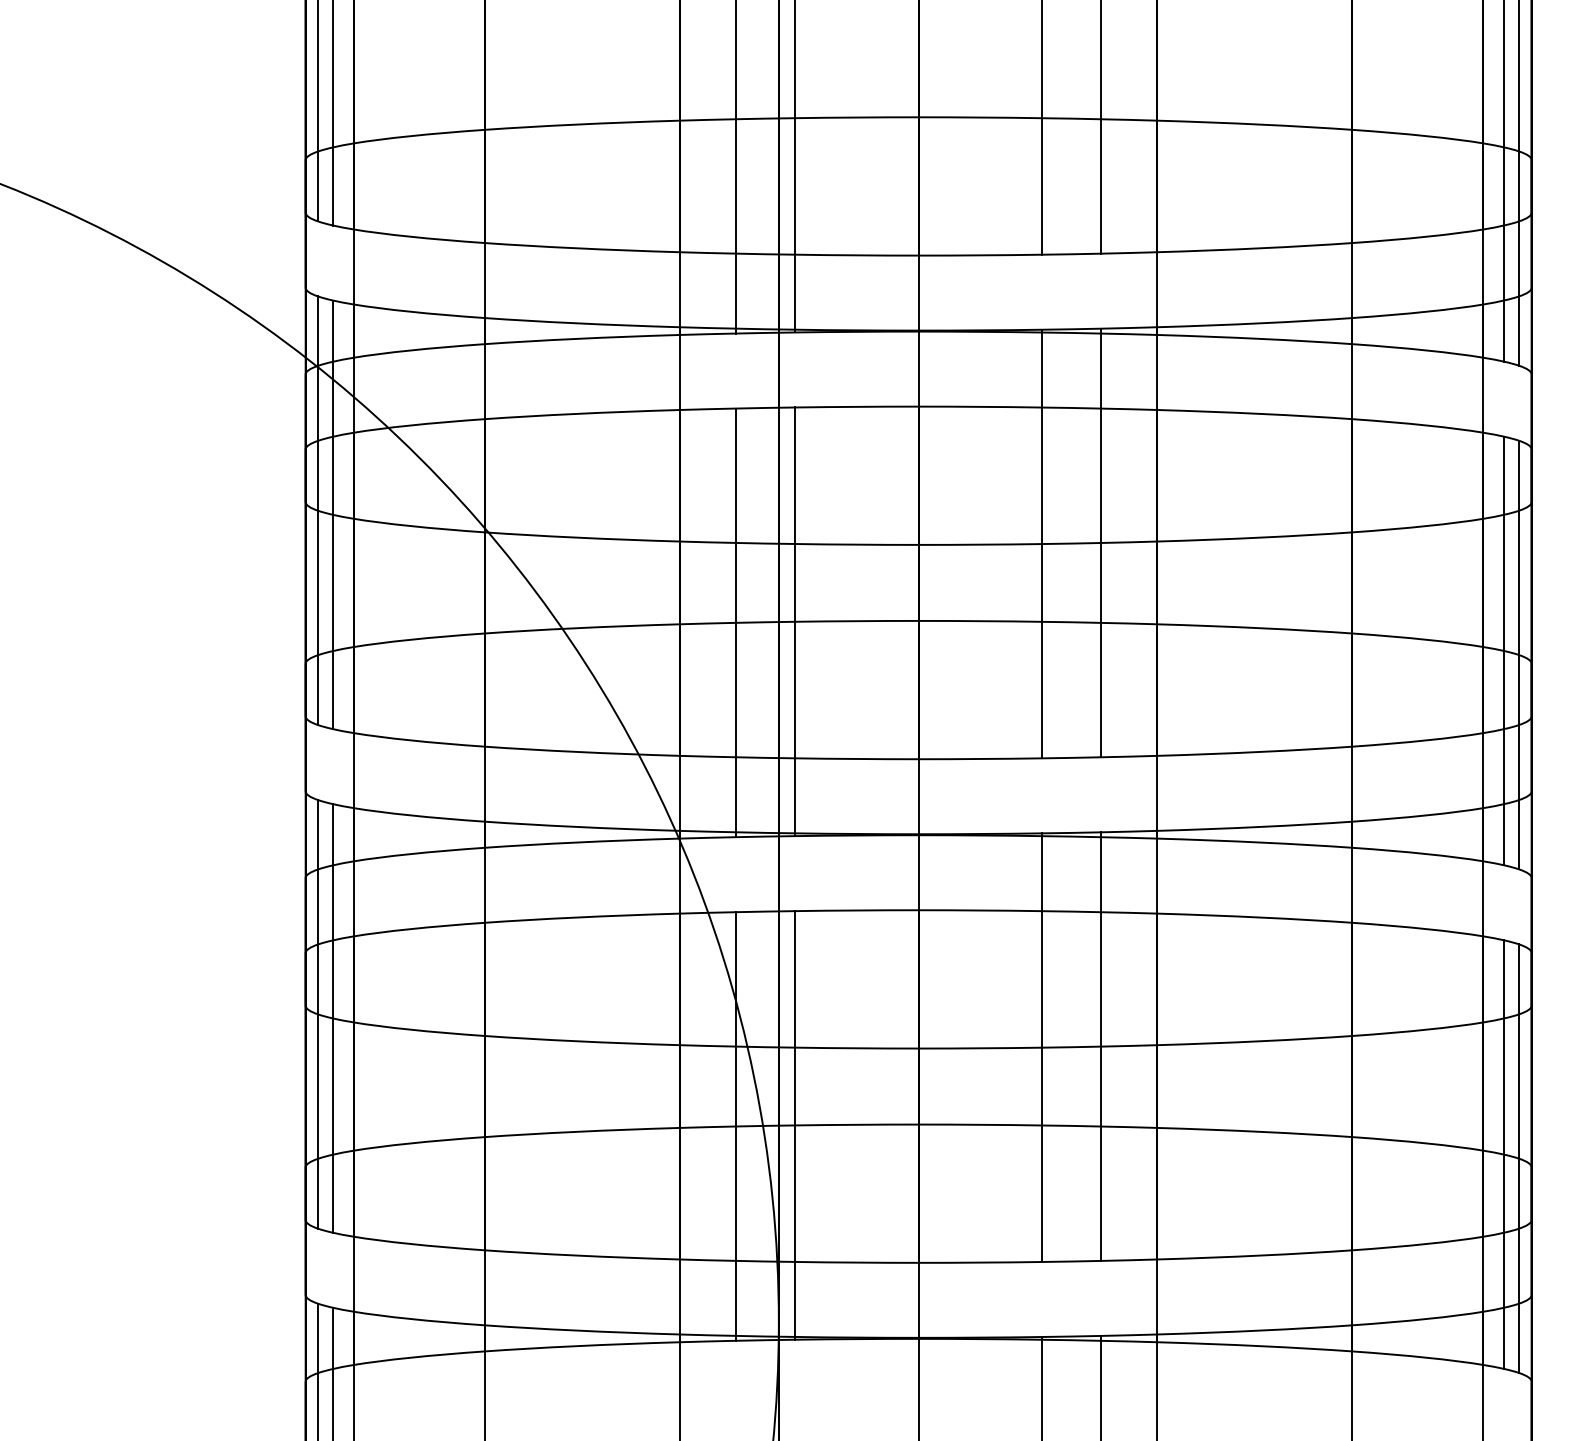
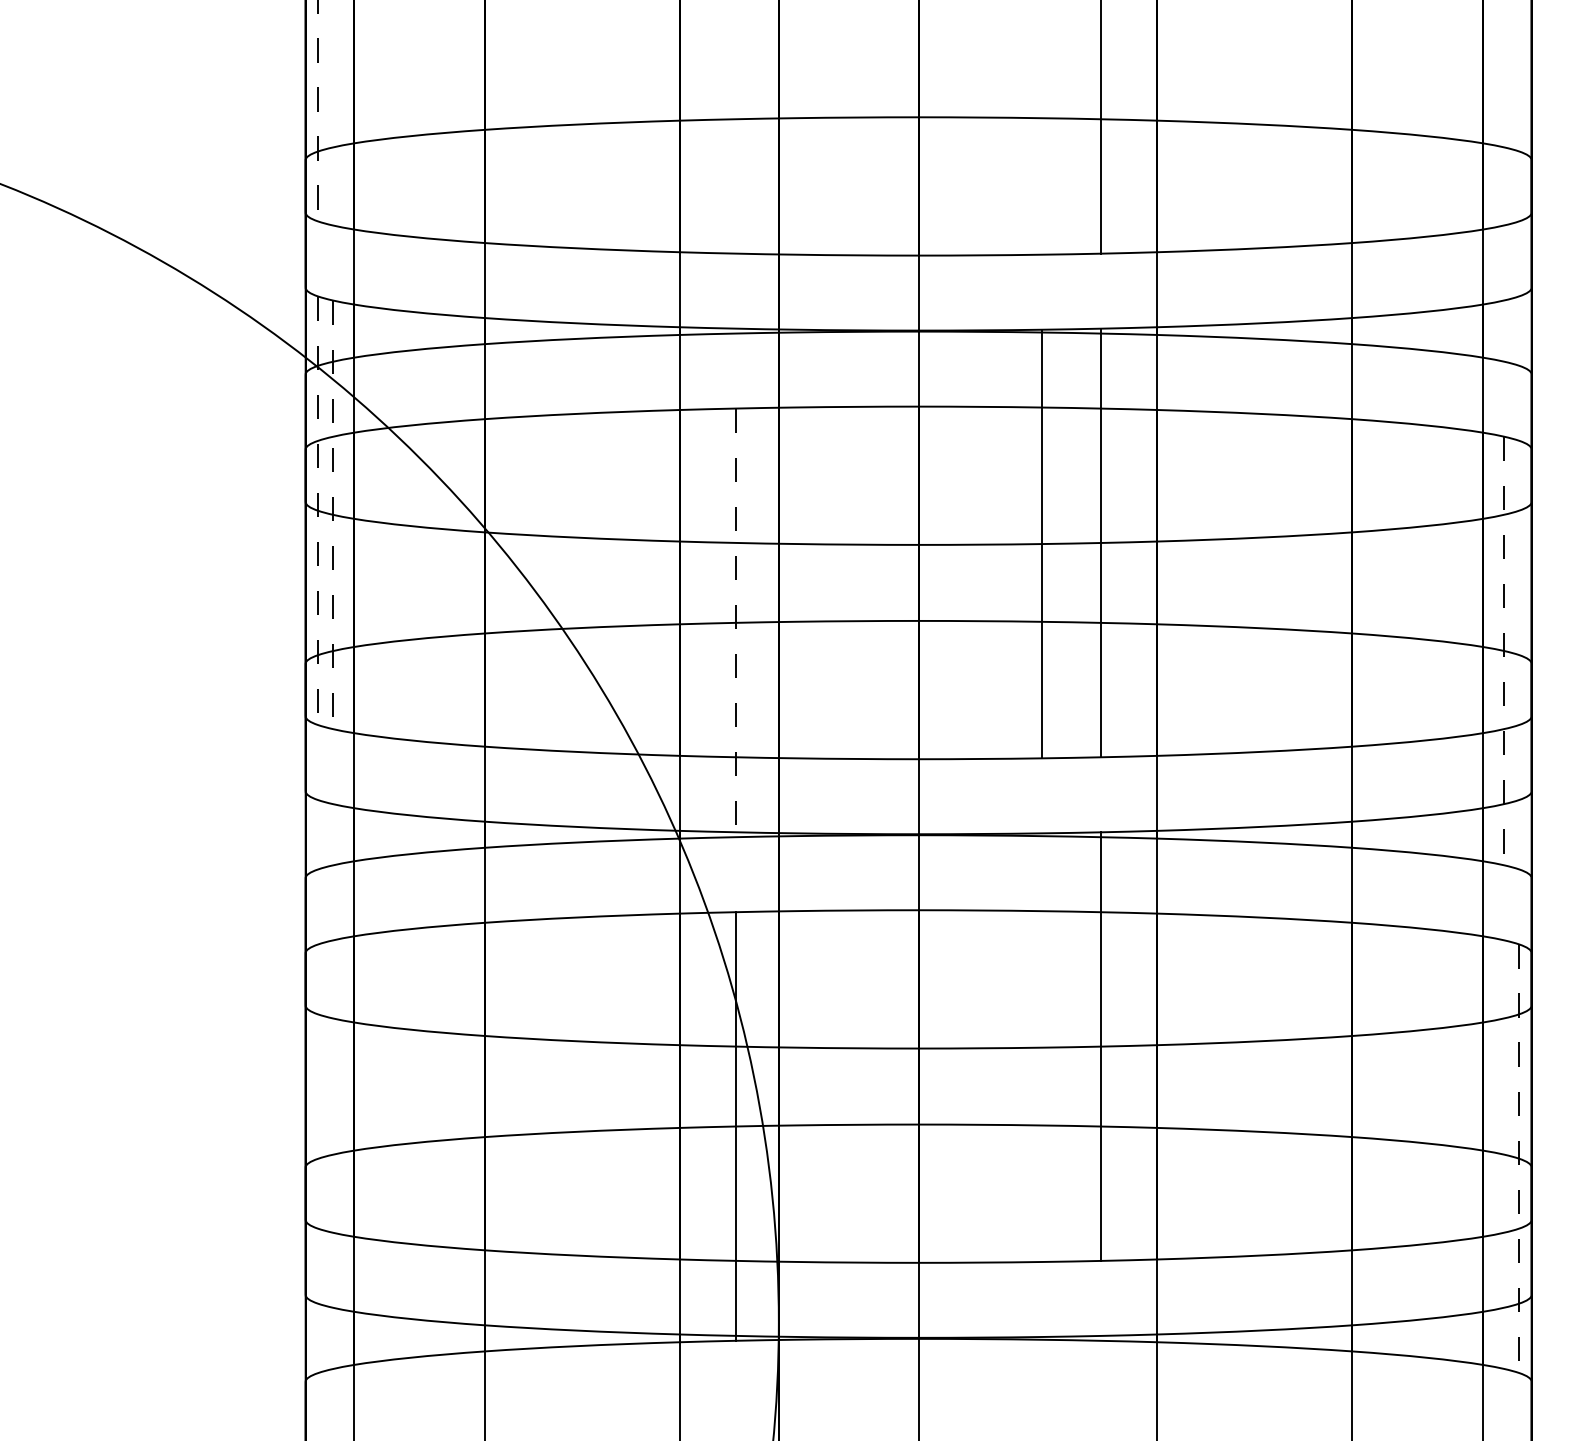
line: solid -> dashed (318, 111)
line: present -> none (333, 113)
line: present -> none (1042, 128)
line: present -> none (736, 167)
line: present -> none (795, 167)
line: present -> none (1504, 181)
line: present -> none (1519, 183)
line: solid -> dashed (318, 511)
line: solid -> dashed (333, 515)
line: present -> none (795, 621)
line: solid -> dashed (736, 623)
line: solid -> dashed (1504, 651)
line: present -> none (1519, 654)
line: present -> none (318, 1014)
line: present -> none (333, 1018)
line: present -> none (1042, 1047)
line: present -> none (795, 1125)
line: present -> none (1504, 1154)
line: solid -> dashed (1519, 1159)
line: present -> none (318, 1370)
line: present -> none (333, 1372)
line: present -> none (1042, 1386)
line: present -> none (1100, 1386)
